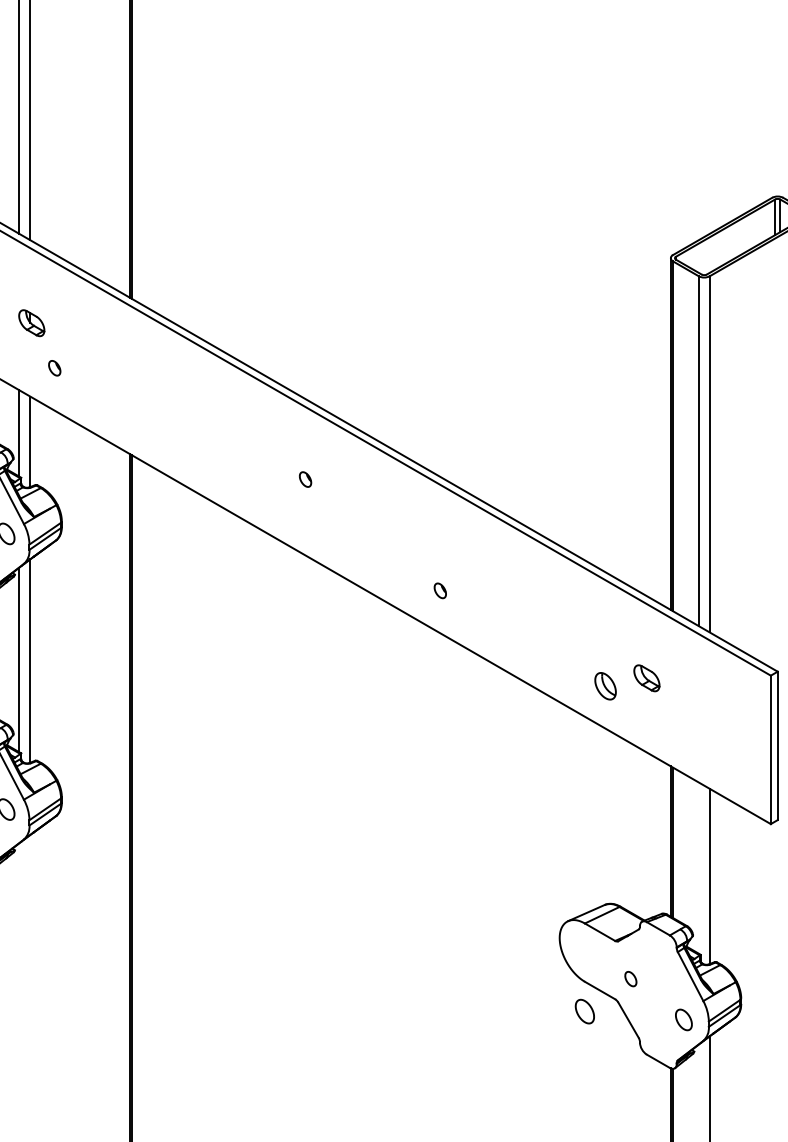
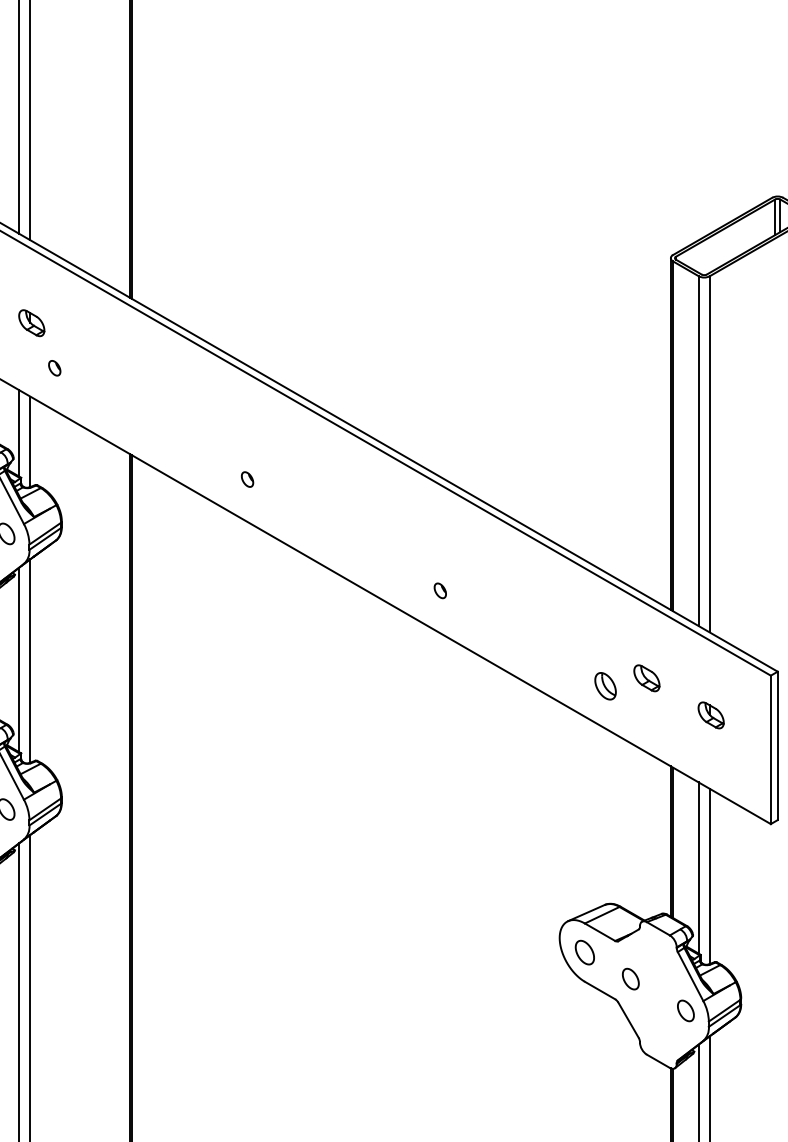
part position: (305, 479) -> (247, 479) (247, 479)
part: none -> present (710, 715)
line: none -> present (698, 867)
part size: 14x17 px -> 18x24 px (630, 978)
line: none -> present (30, 986)
line: none -> present (19, 990)
part position: (584, 1011) -> (584, 952) (584, 952)
part position: (683, 1019) -> (685, 1010) (685, 1010)
line: none -> present (698, 1091)
